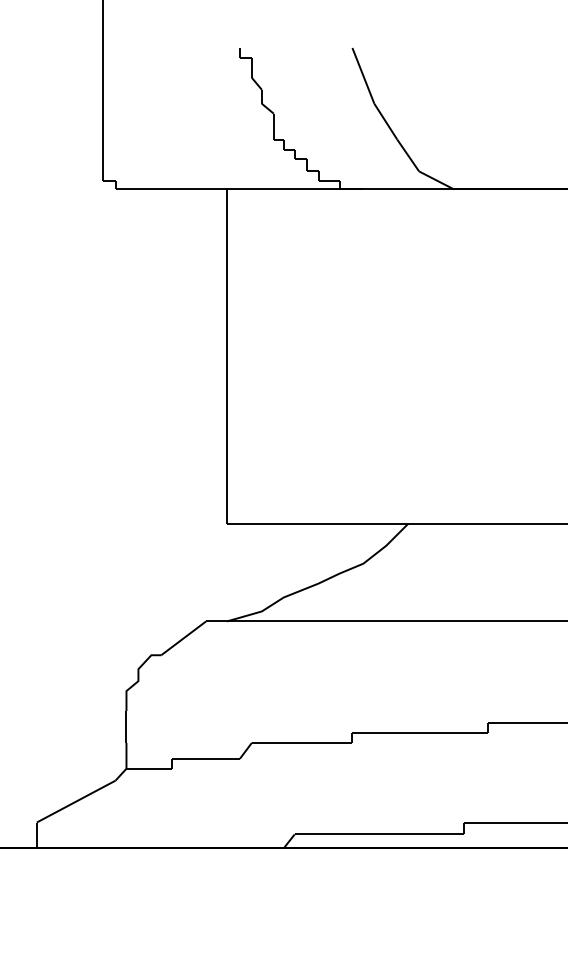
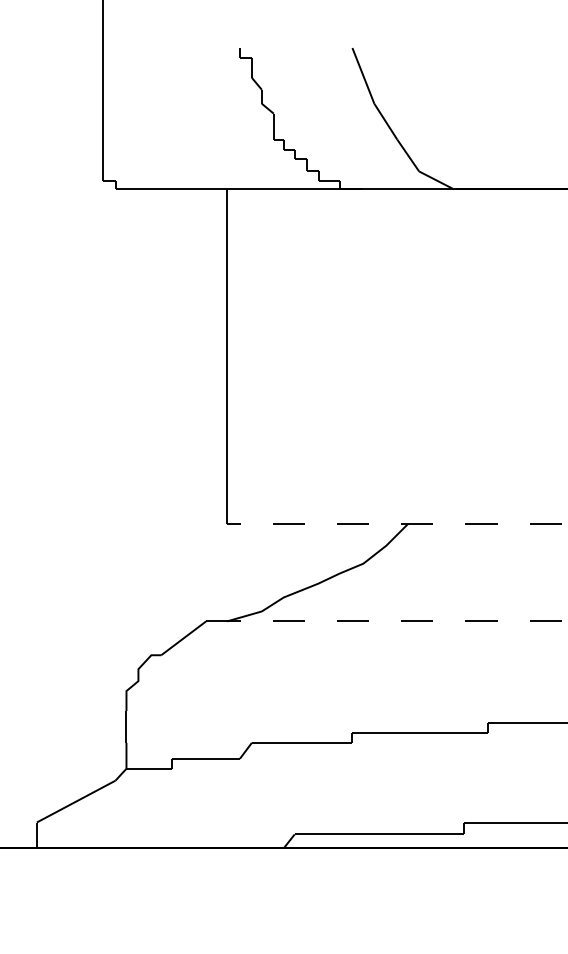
line: solid -> dashed (396, 523)
line: solid -> dashed (396, 621)
